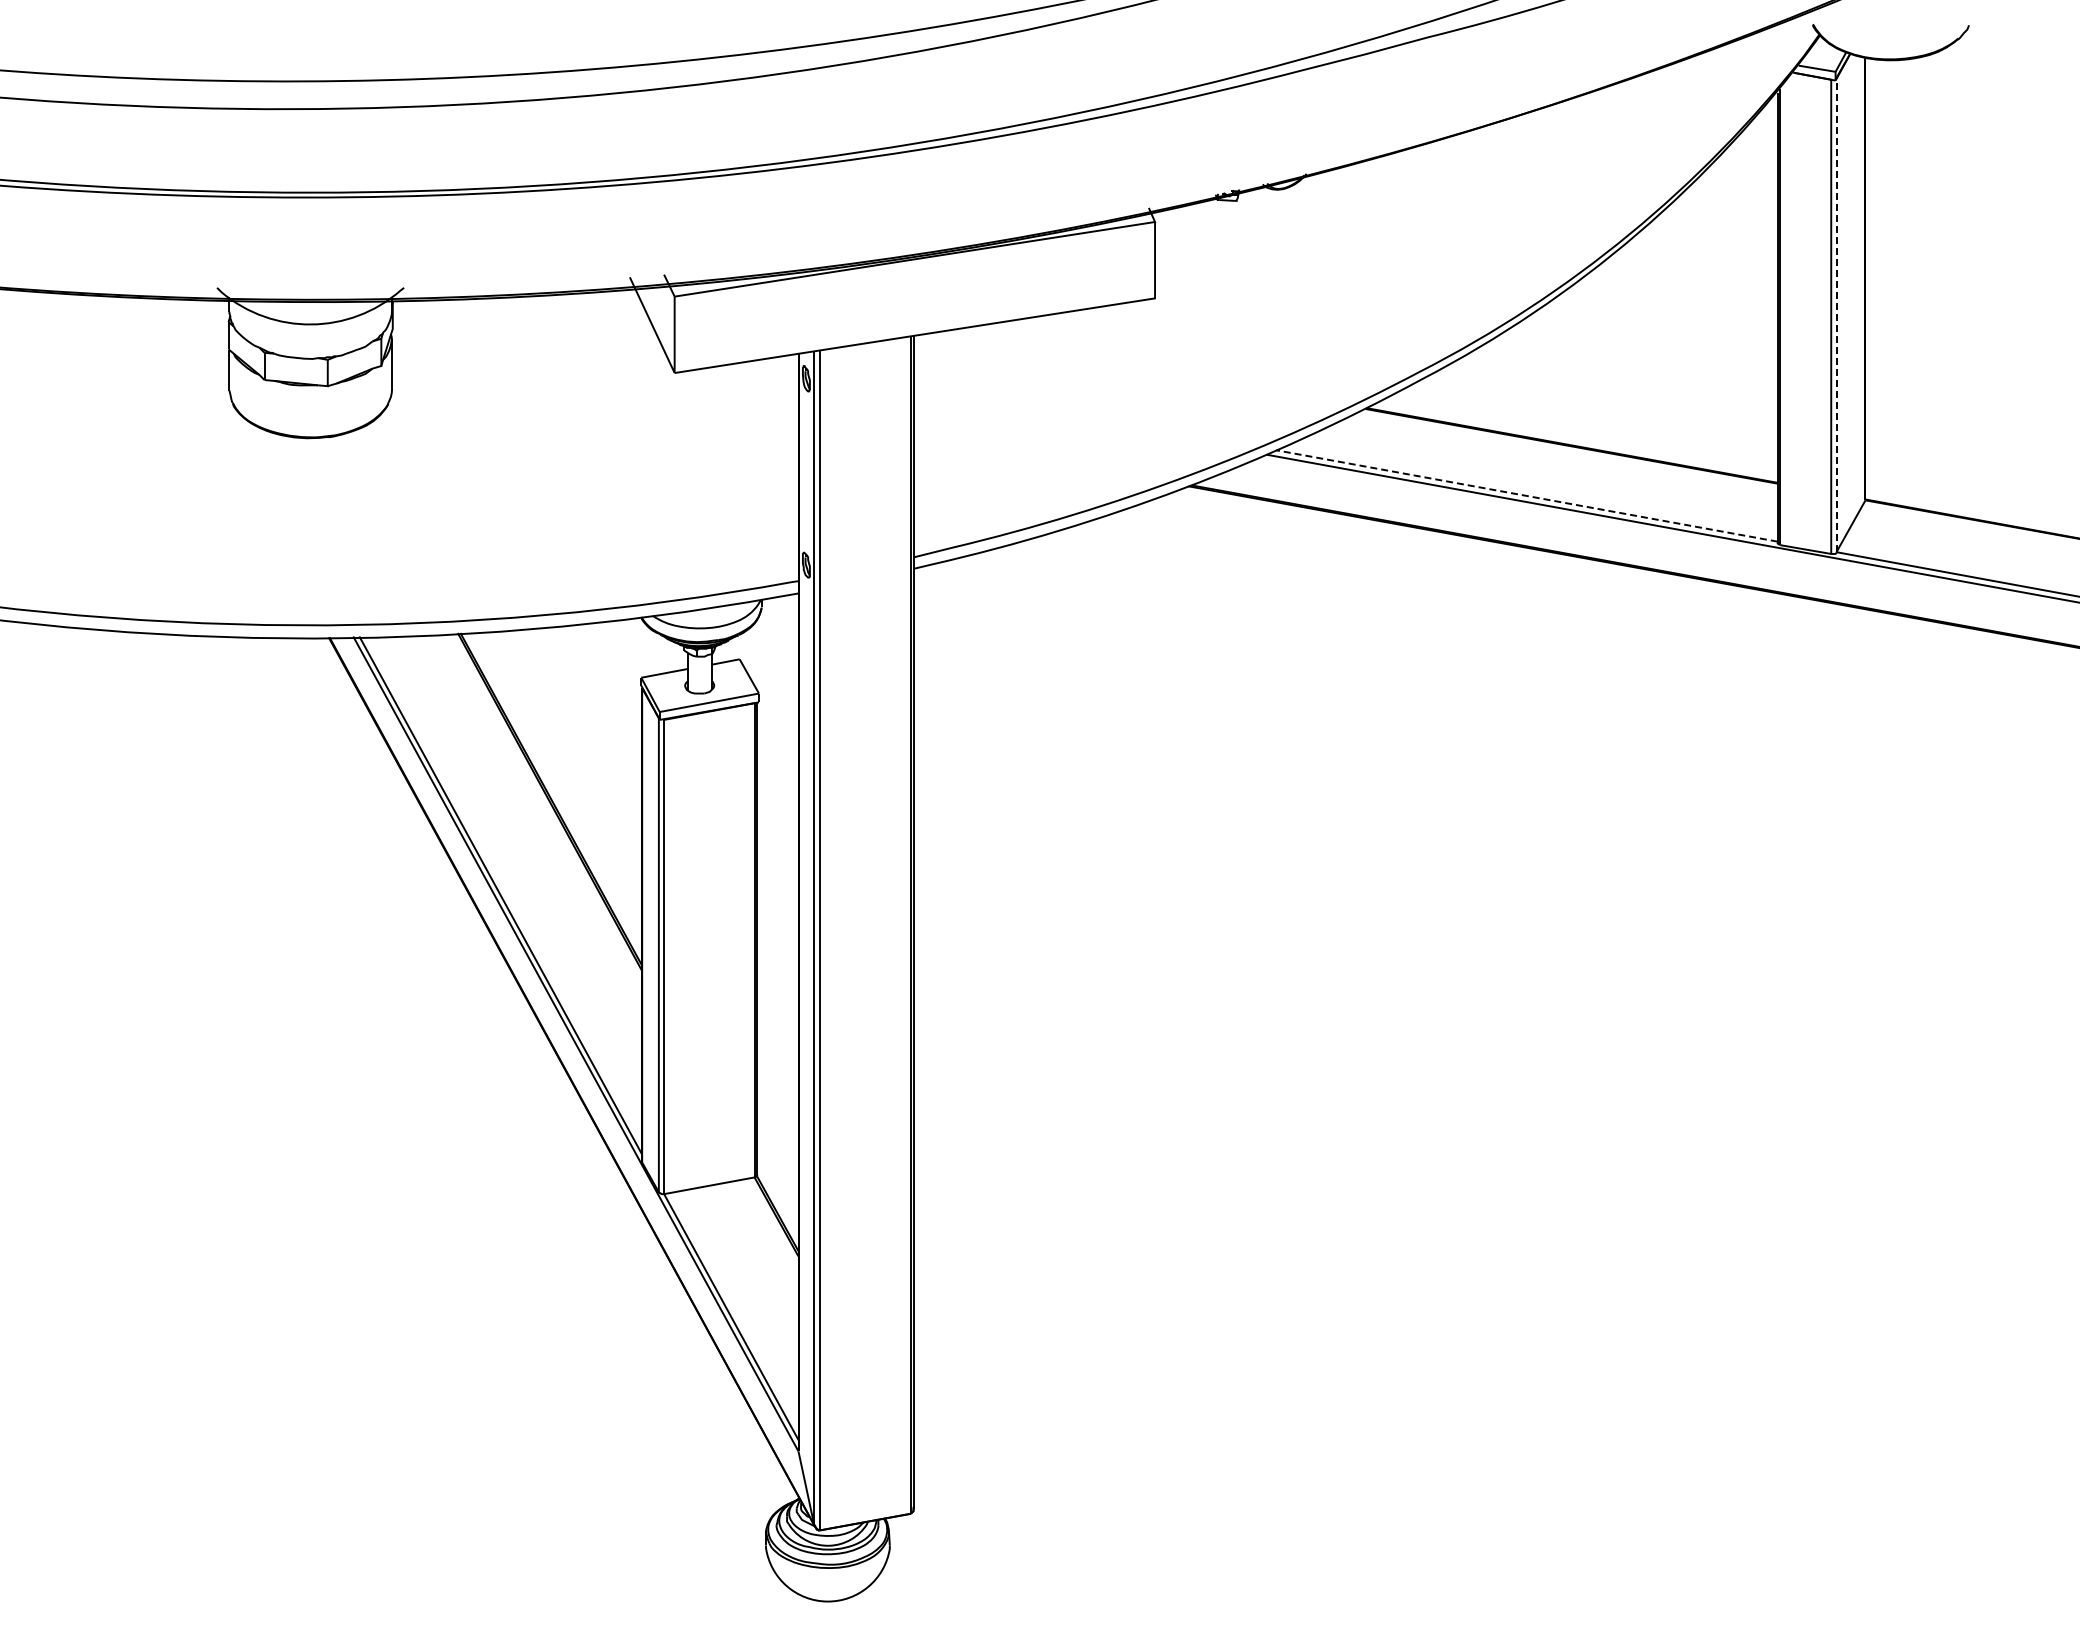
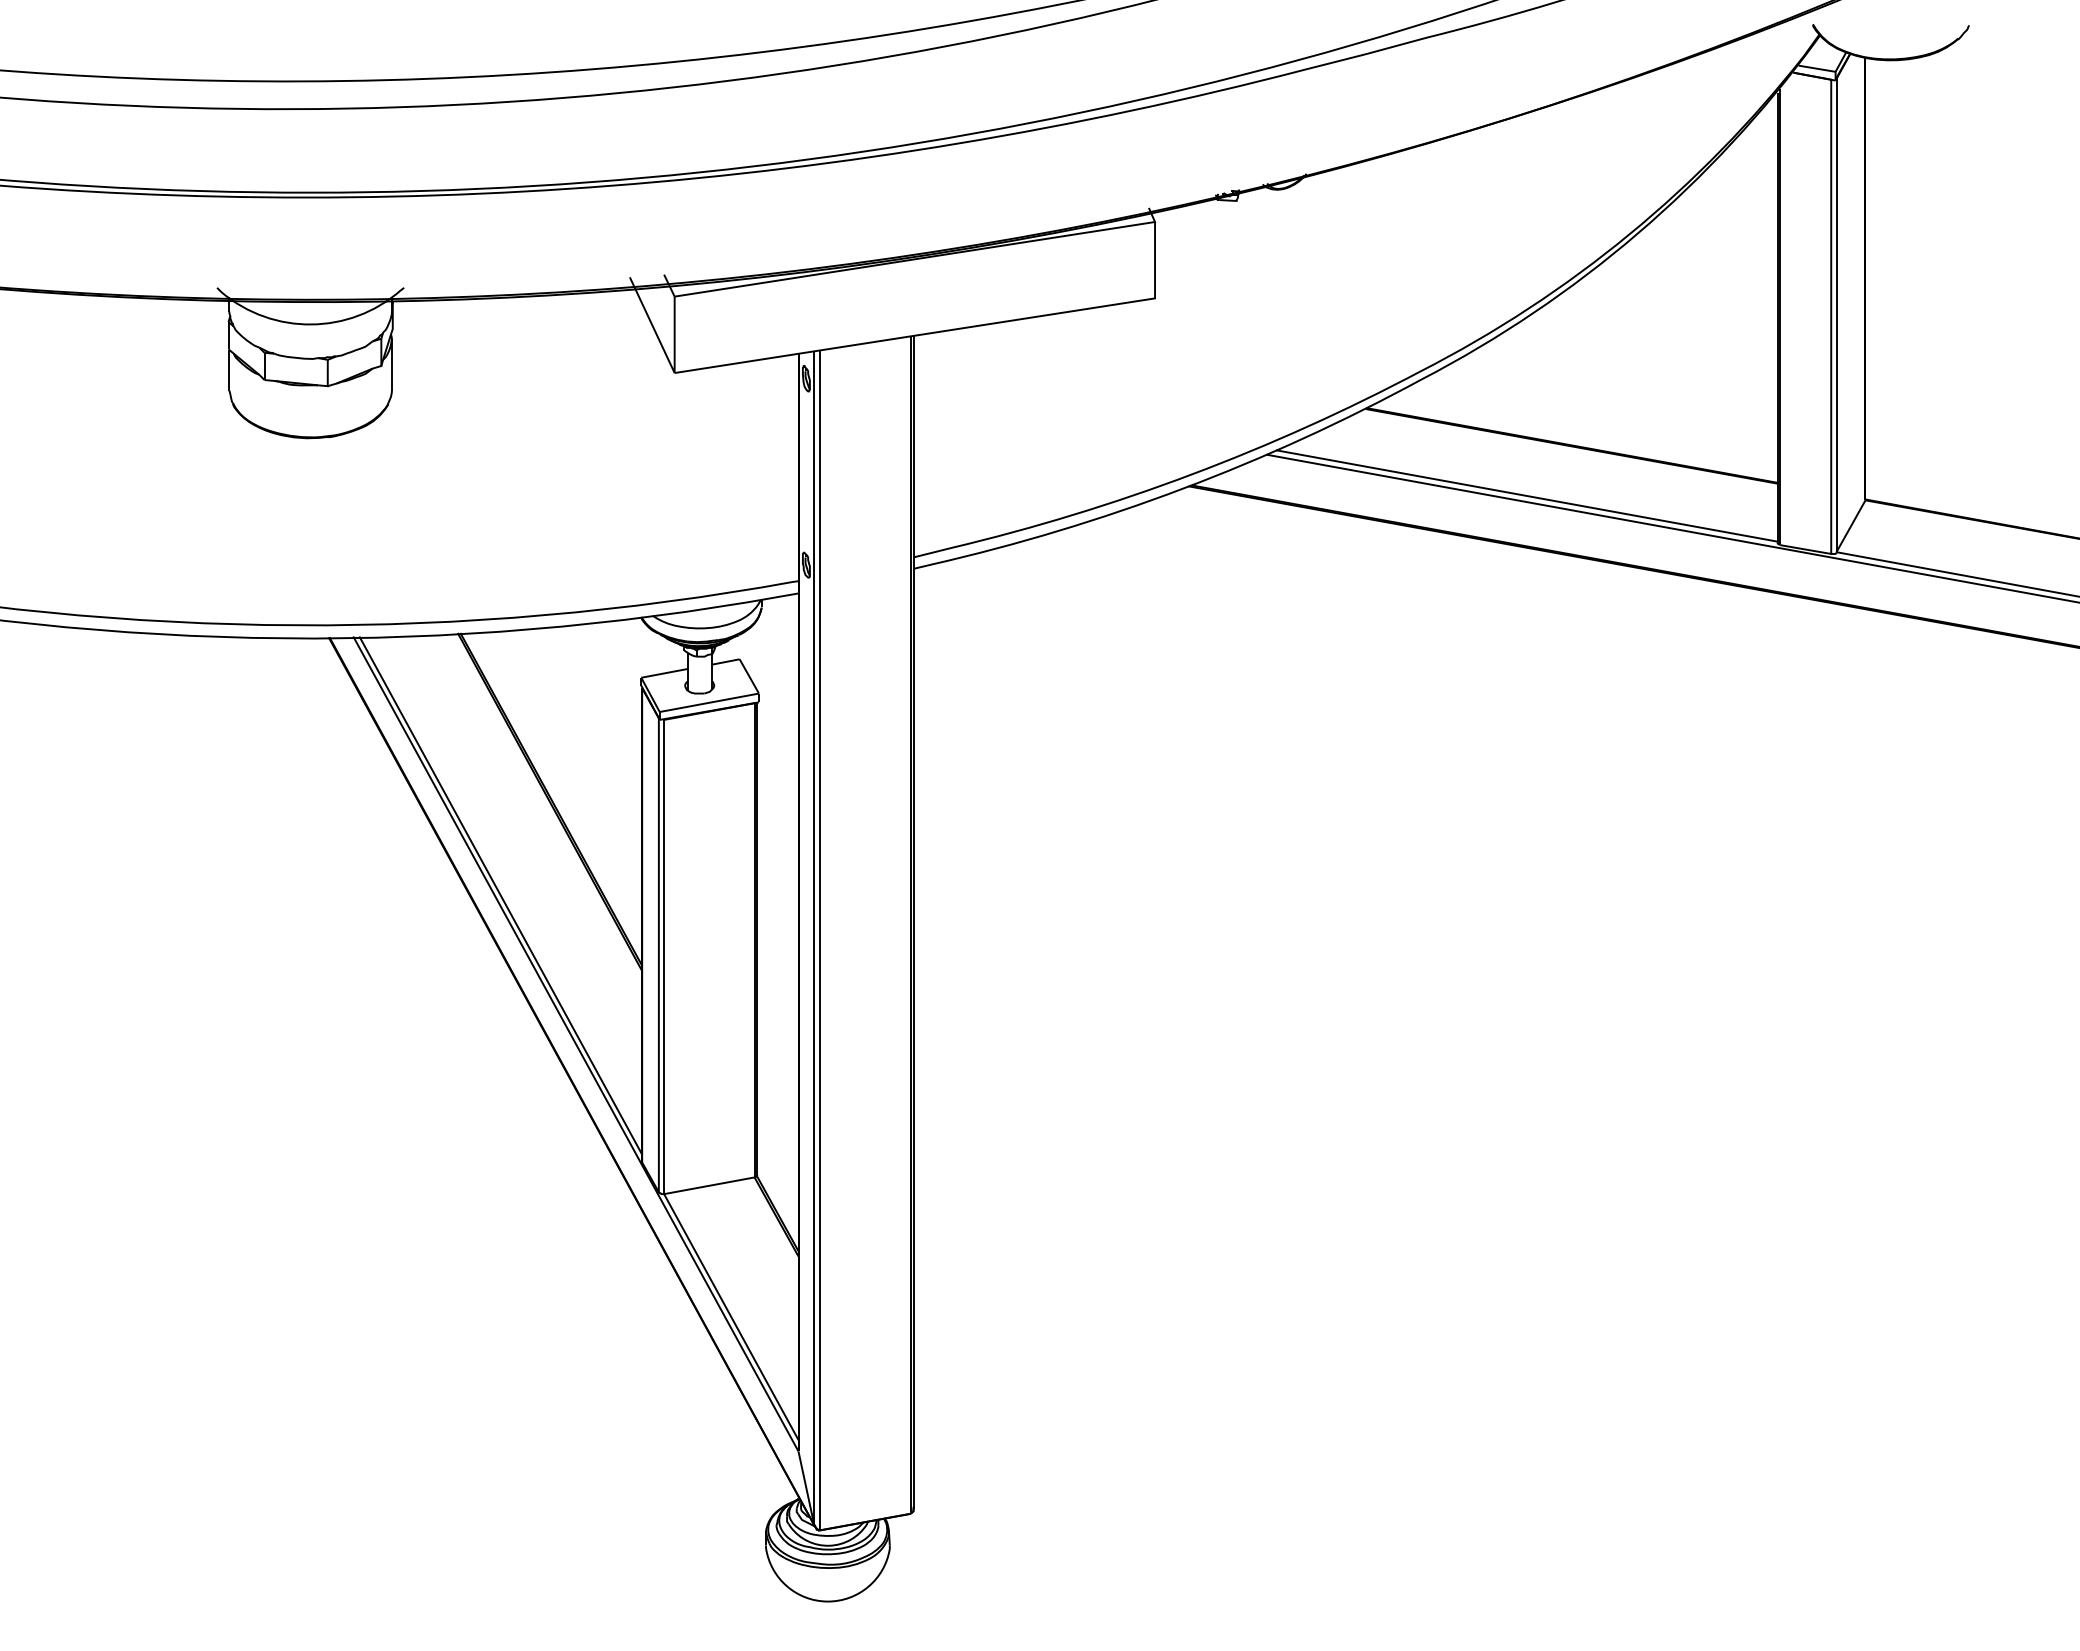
line: dashed -> solid (1836, 314)
line: dashed -> solid (1526, 495)
